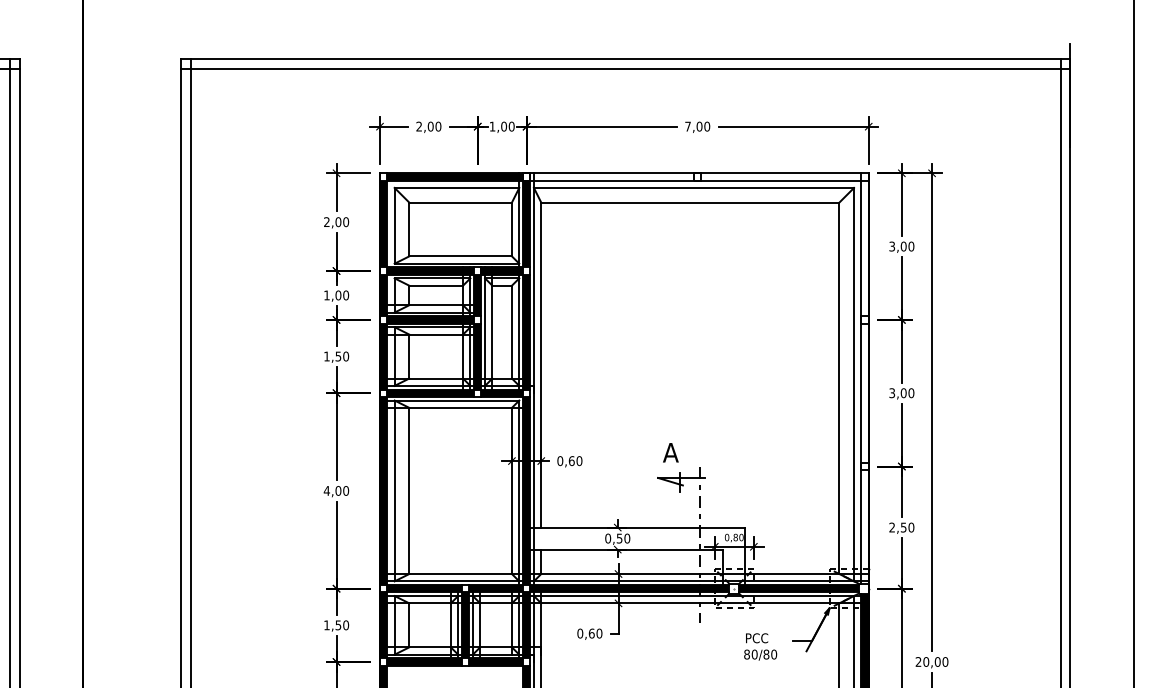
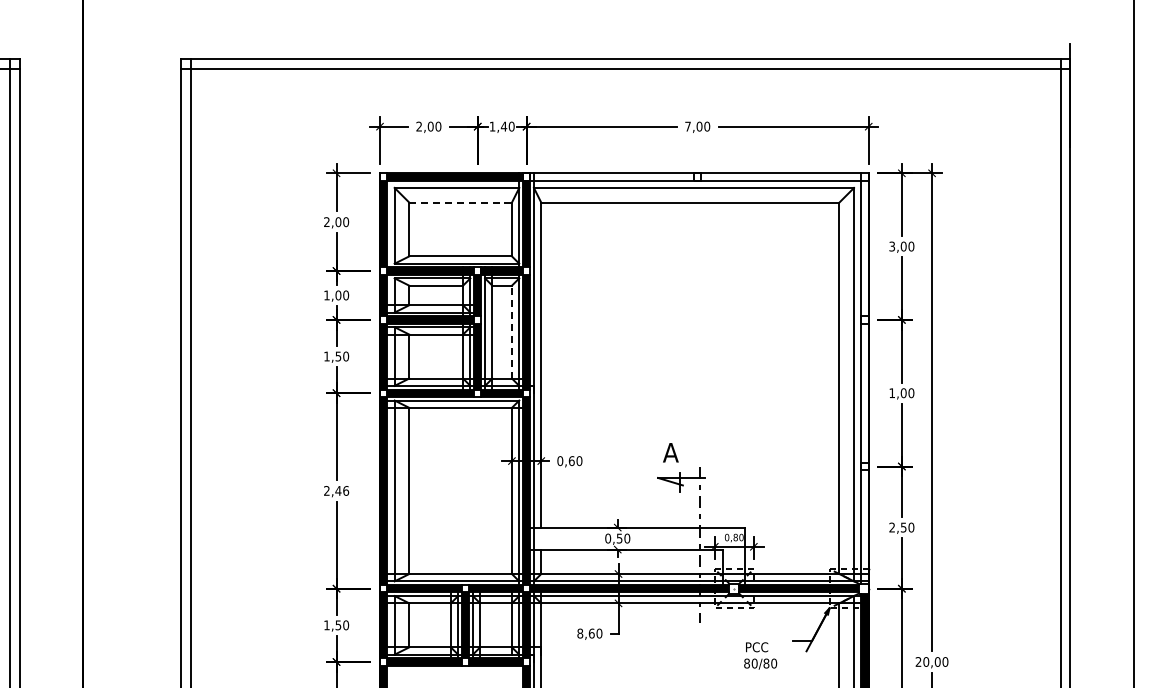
text: 1,00 -> 1,40 (503, 126)
line: solid -> dashed (461, 202)
line: solid -> dashed (511, 331)
text: 3,00 -> 1,00 (892, 393)
text: 4,00 -> 2,46 (336, 490)
text: 0,60 -> 8,60 (580, 633)
text position: (760, 646) -> (760, 655) (760, 655)
